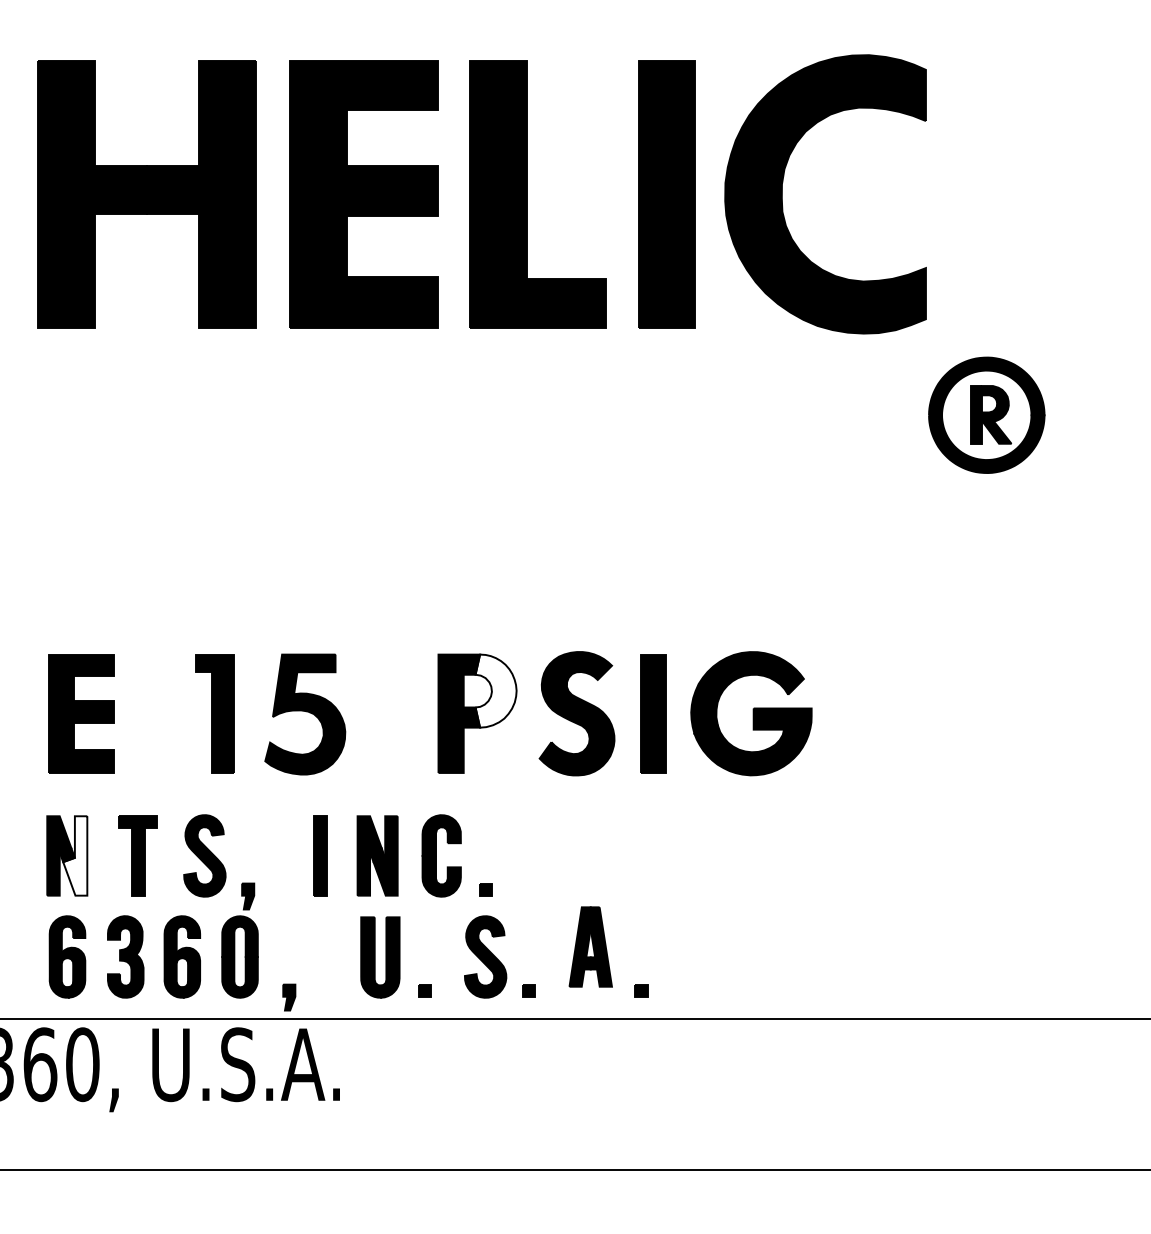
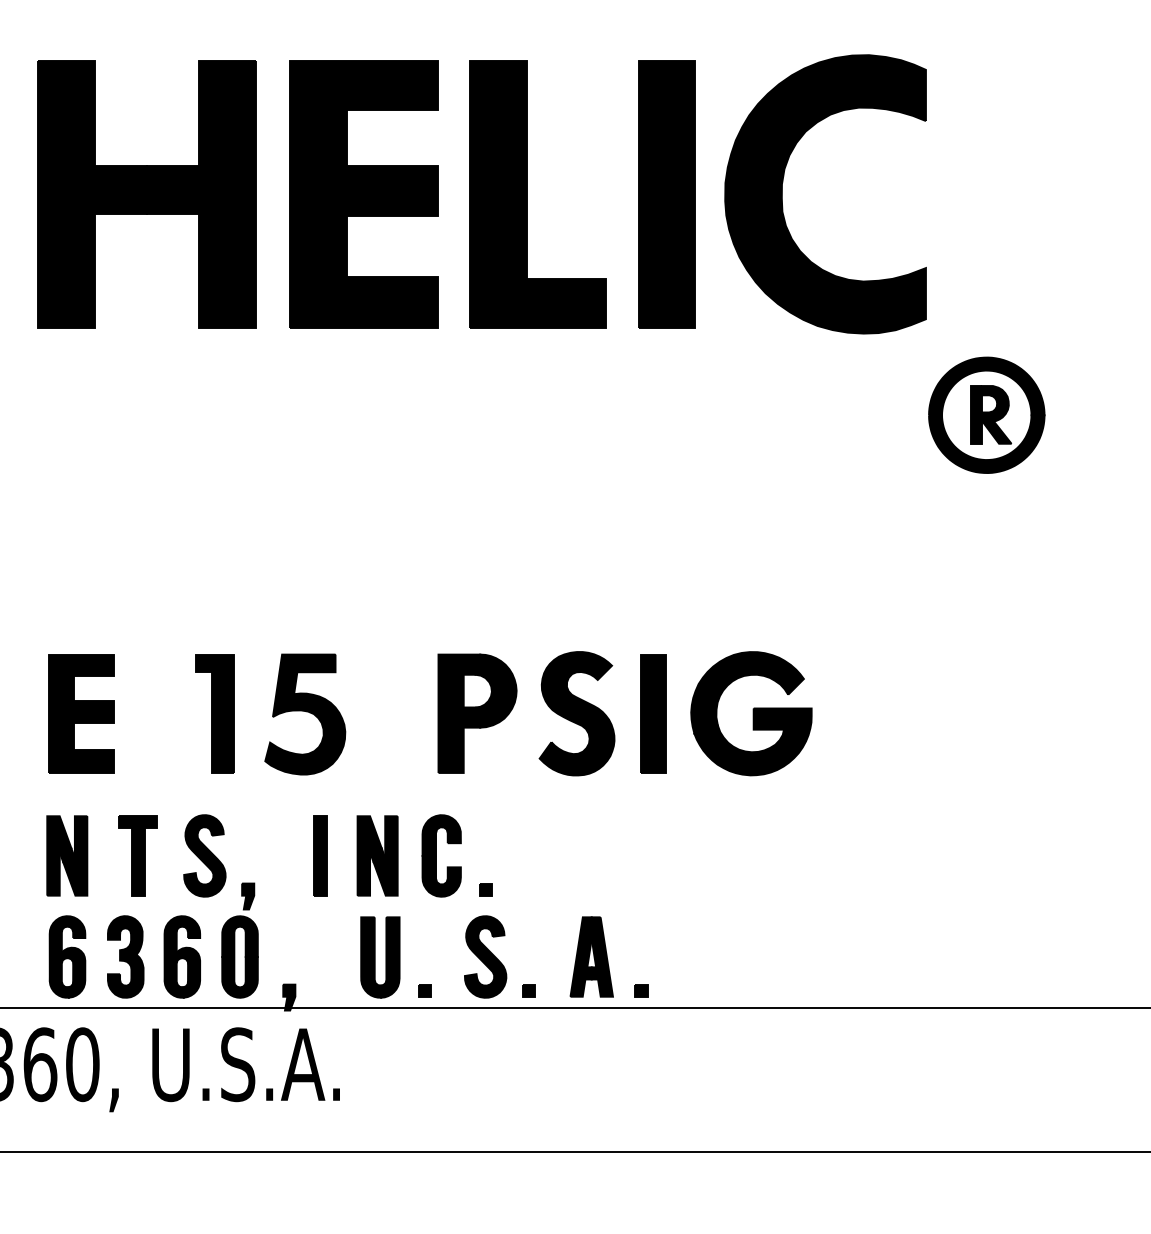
fill: none -> present (495, 690)
fill: none -> present (75, 855)
part position: (590, 946) -> (591, 956) (591, 956)
line position: (574, 1018) -> (574, 1007) (574, 1007)
line position: (574, 1169) -> (574, 1151) (574, 1151)
